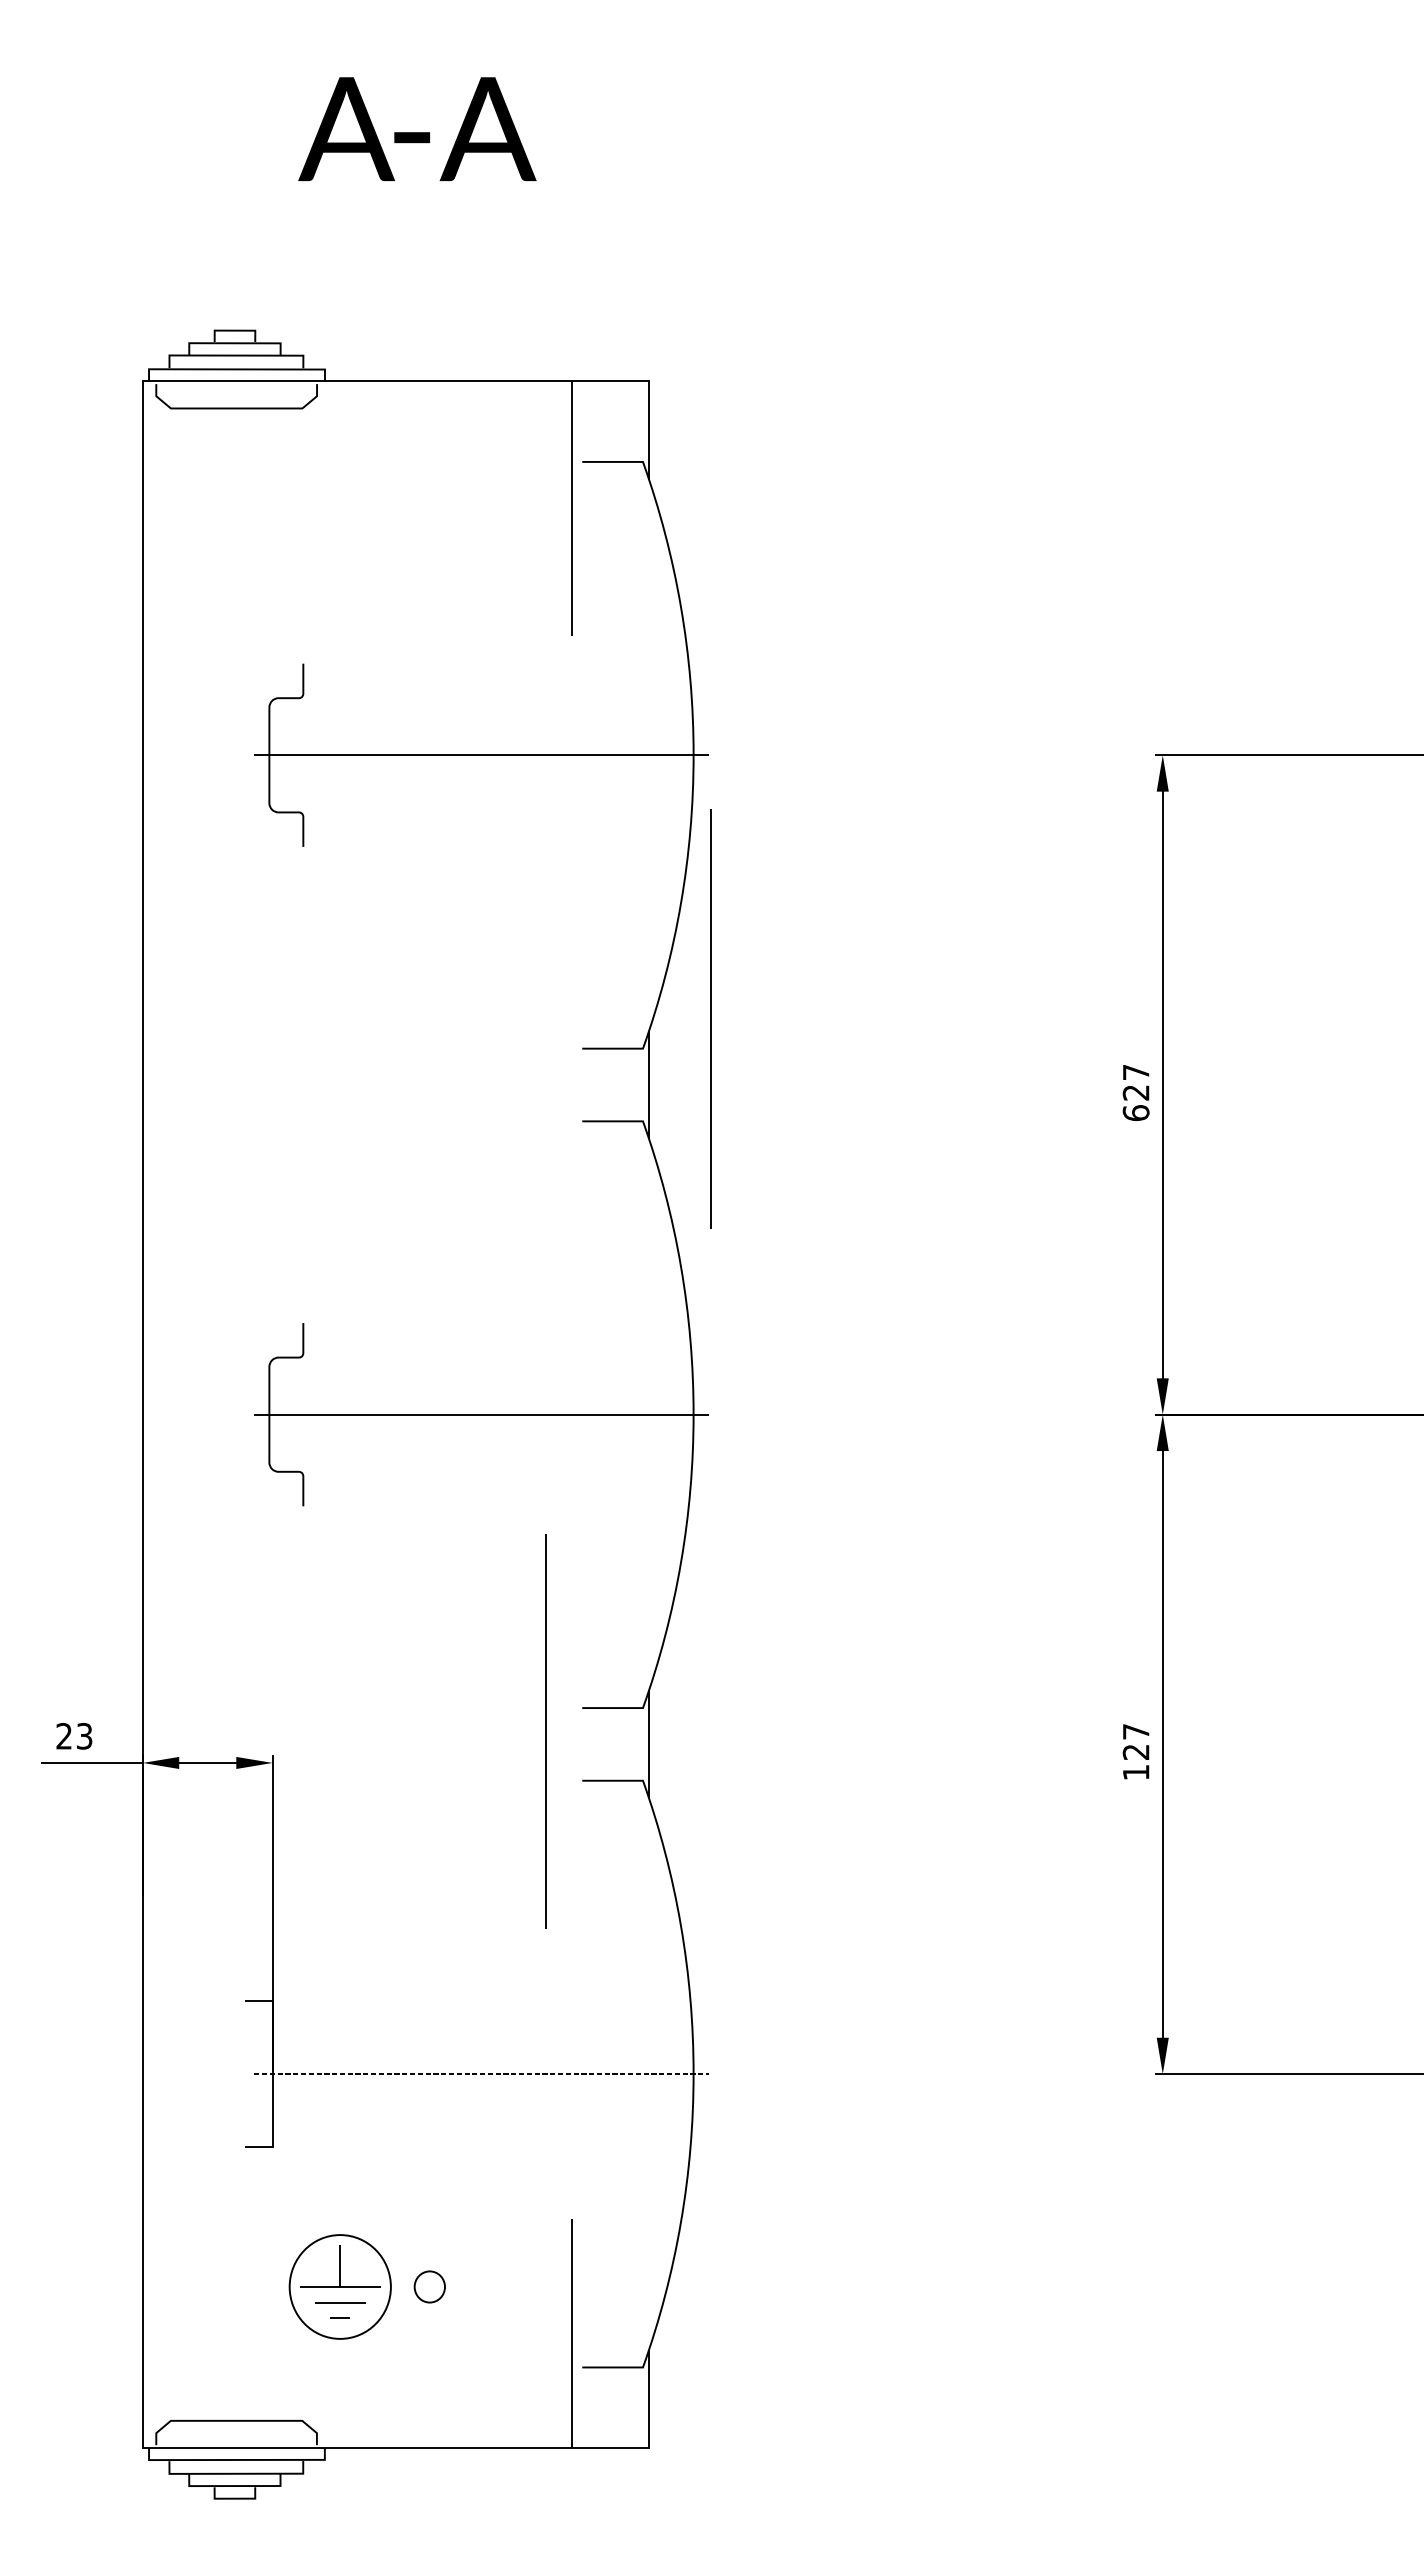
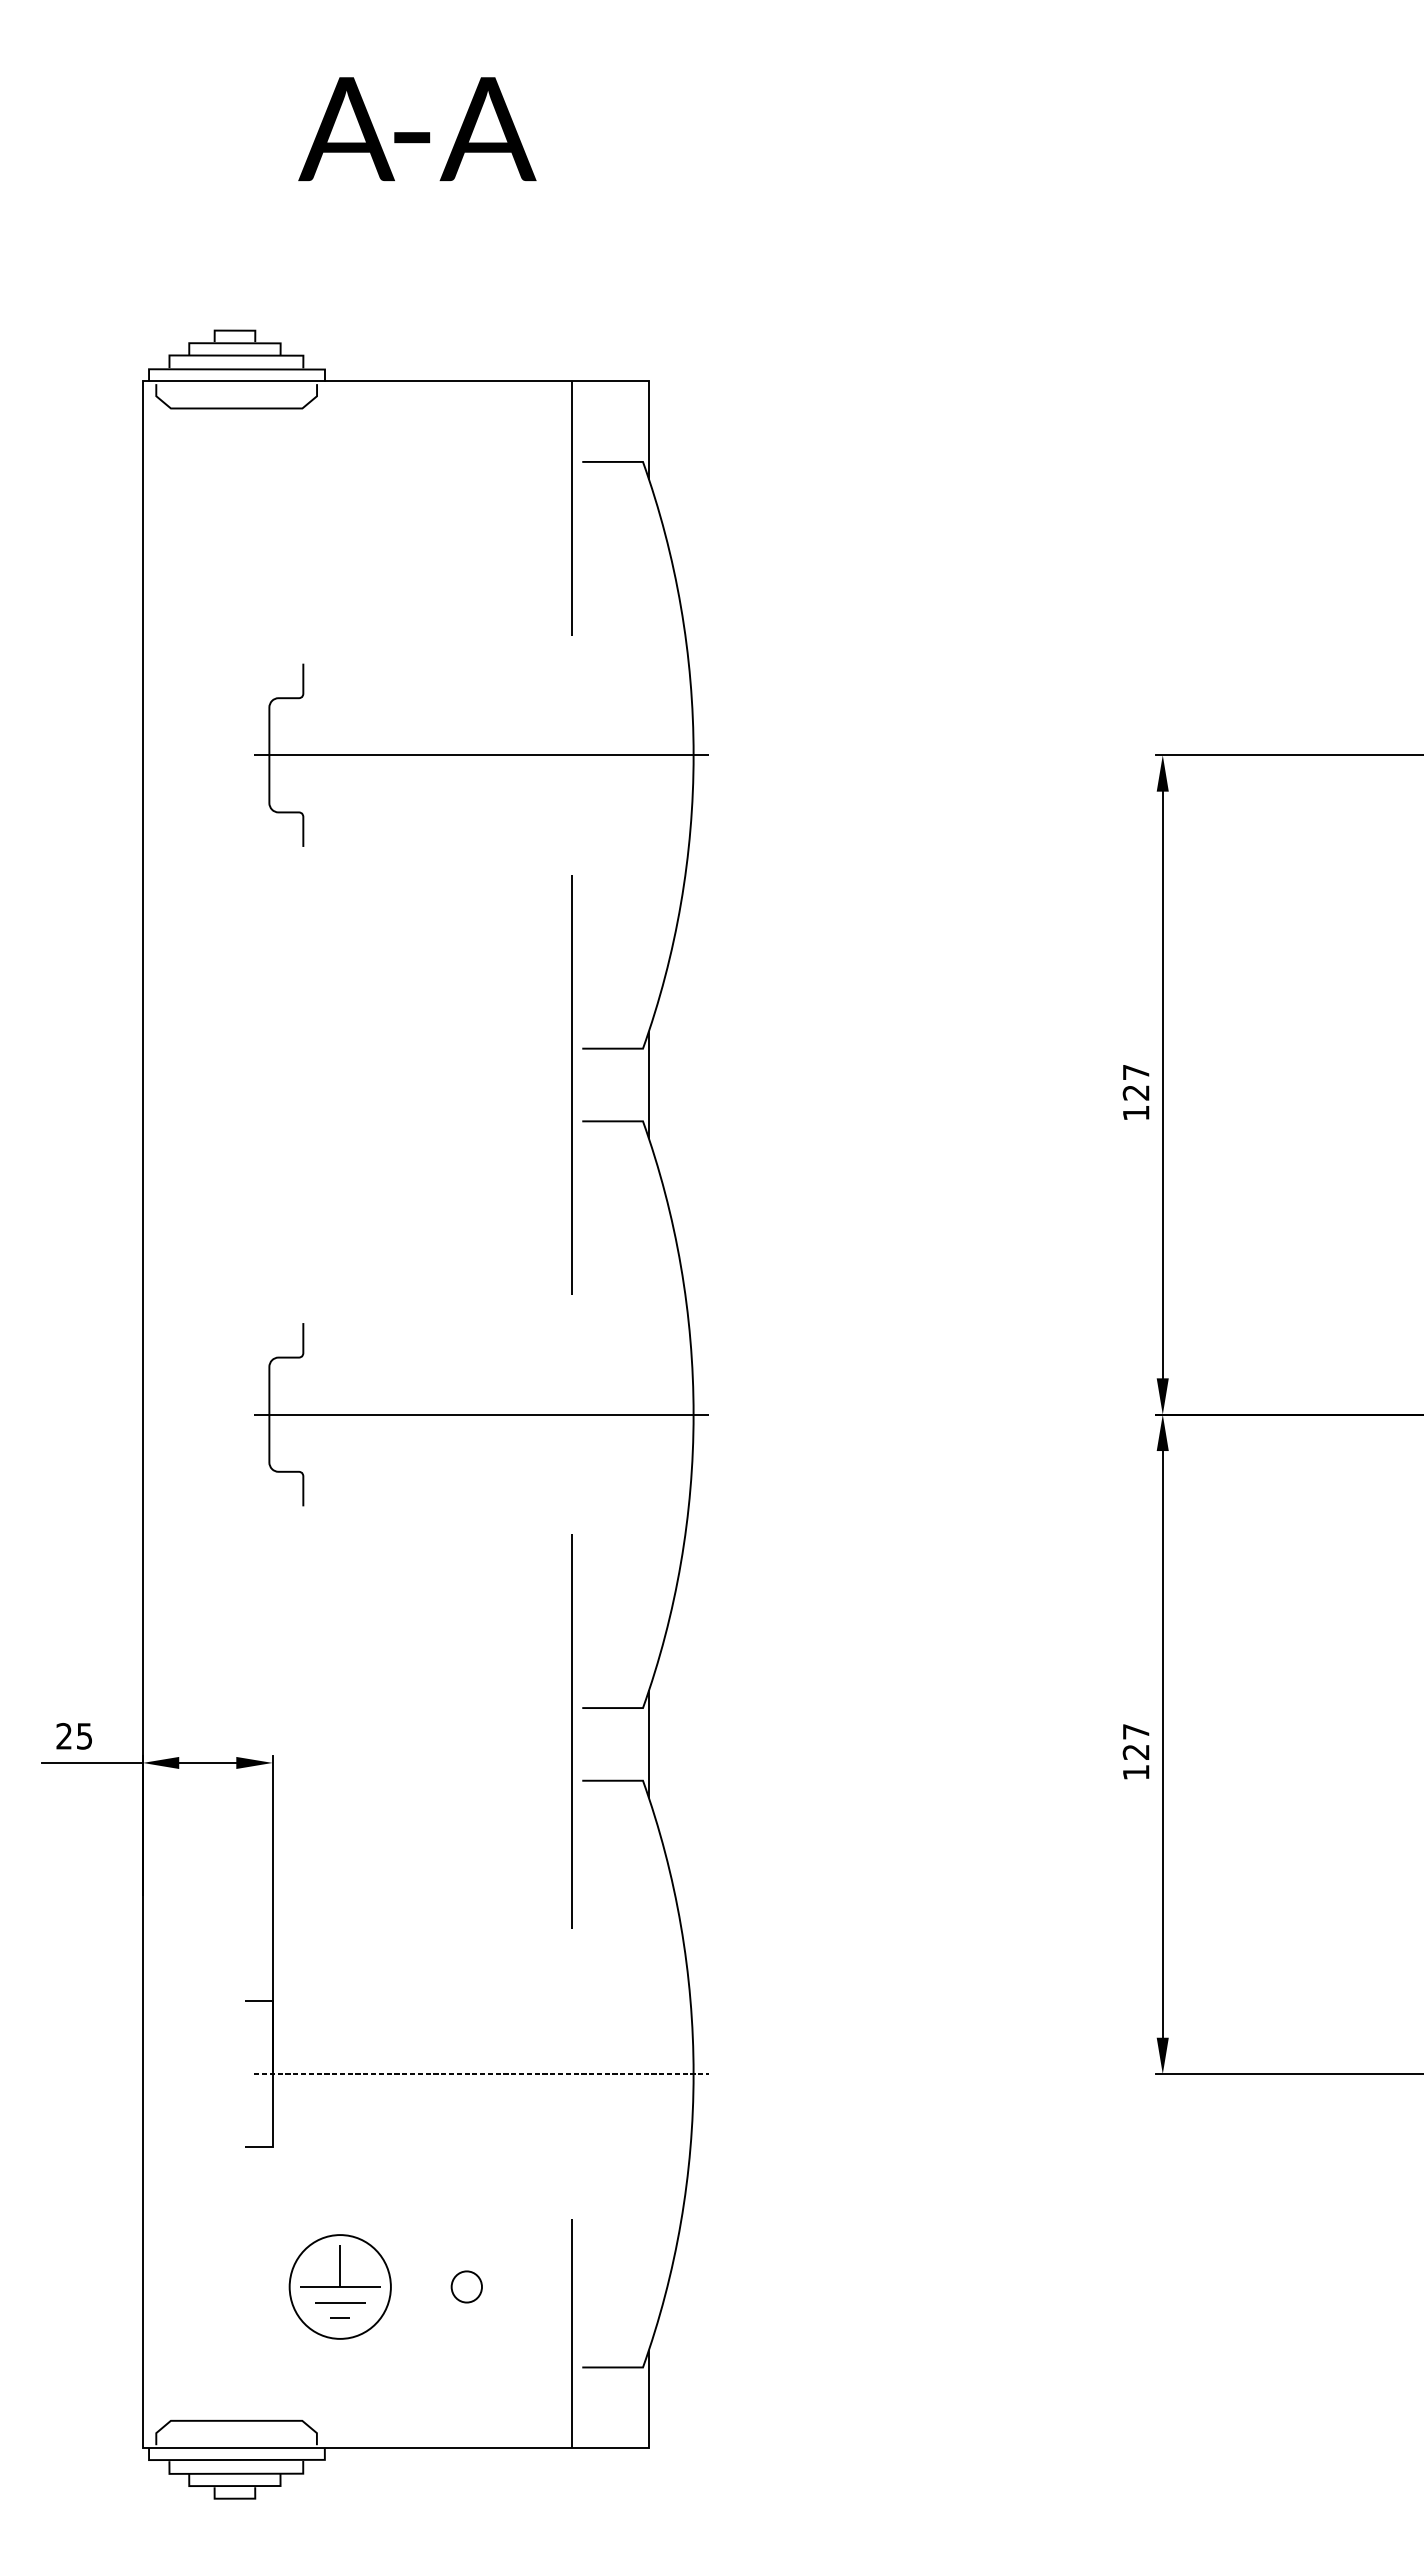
line position: (710, 1018) -> (571, 1084) (571, 1084)
text: 627 -> 127 (1135, 1113)
line position: (545, 1731) -> (571, 1731) (571, 1731)
text: 23 -> 25 (84, 1736)
part position: (429, 2286) -> (466, 2286) (466, 2286)
